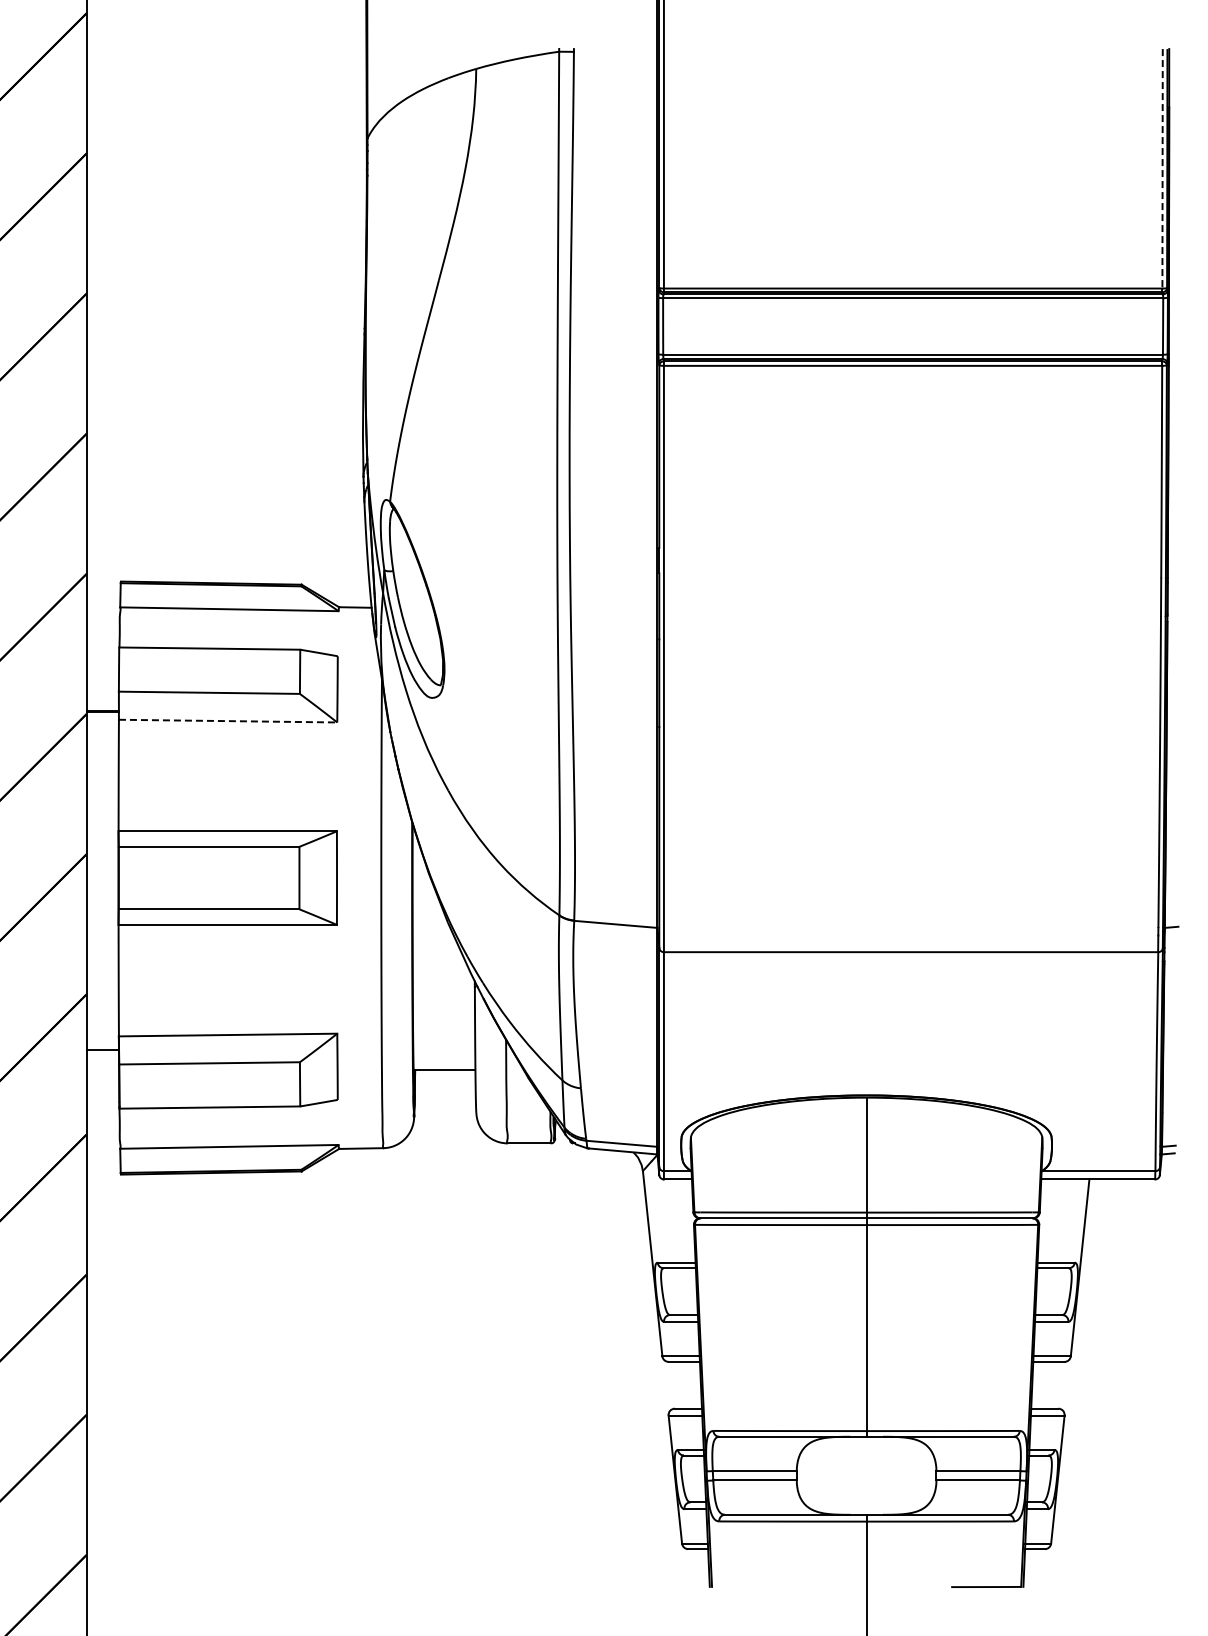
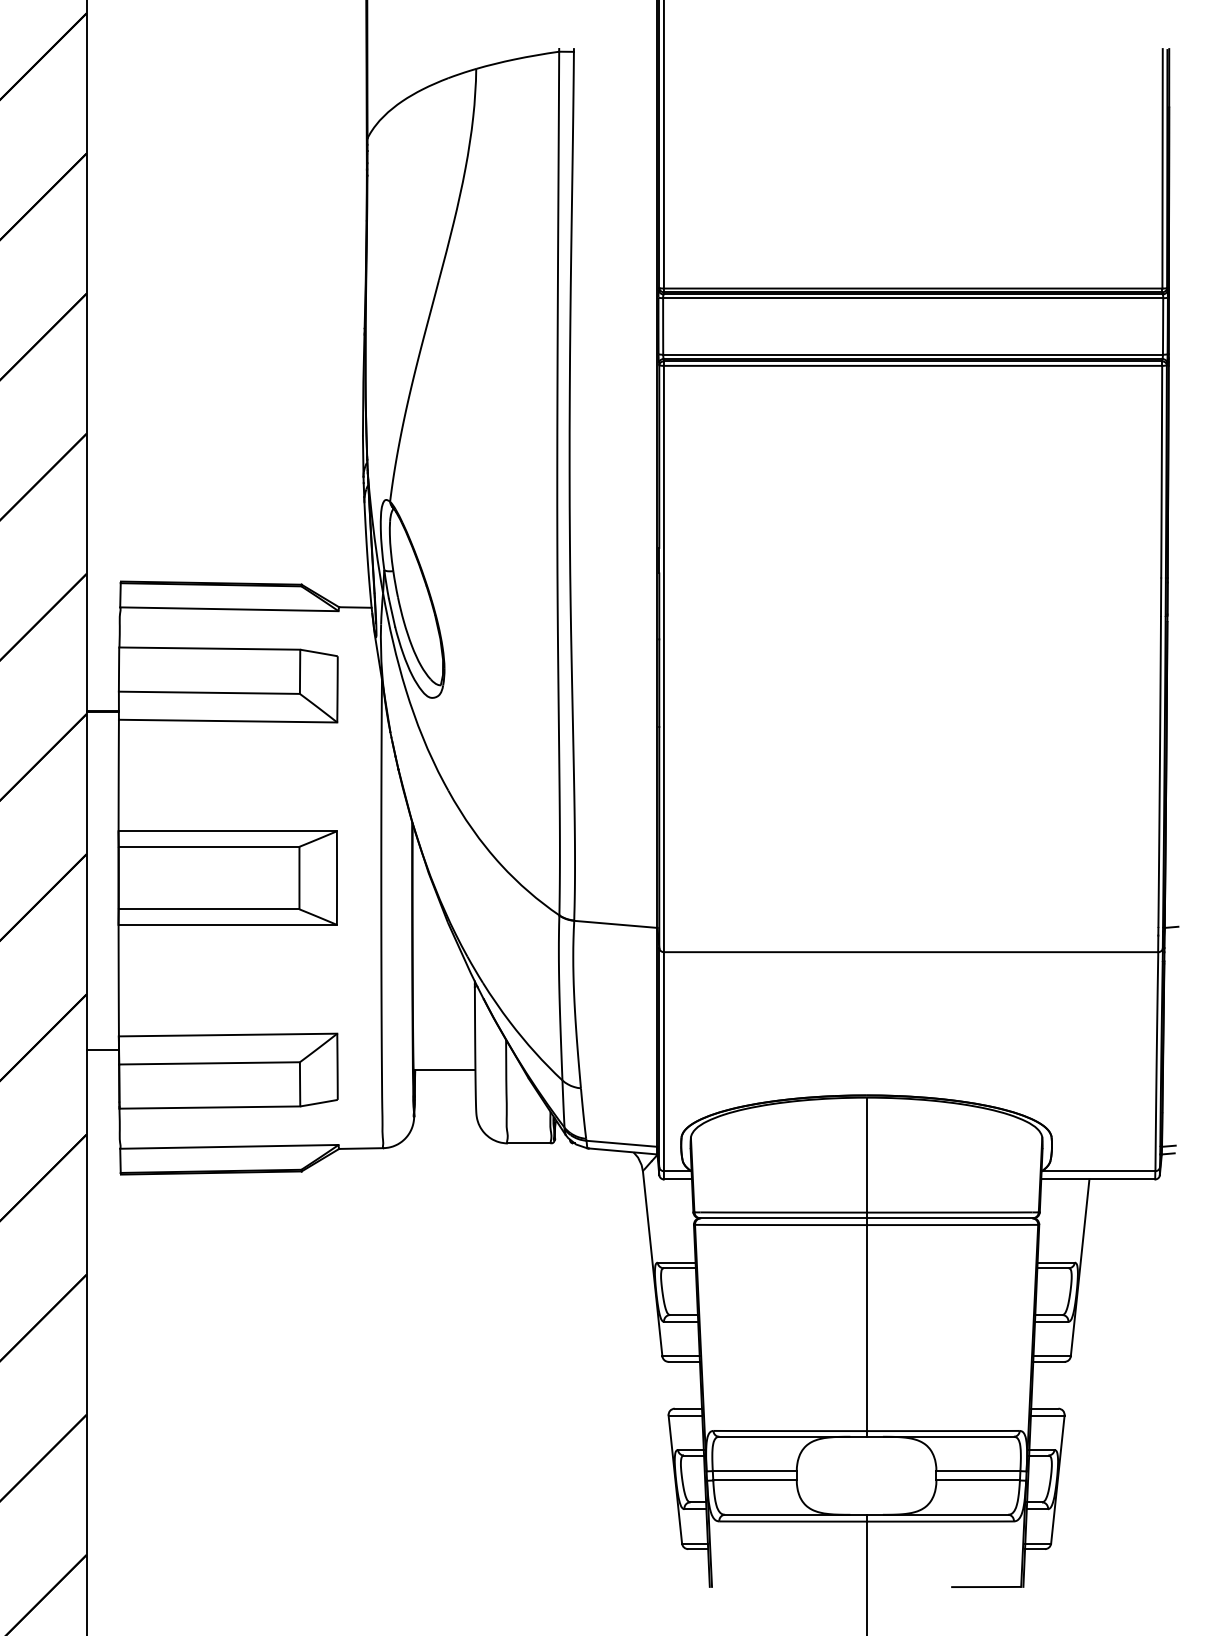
line: dashed -> solid (1162, 168)
line: dashed -> solid (228, 721)
